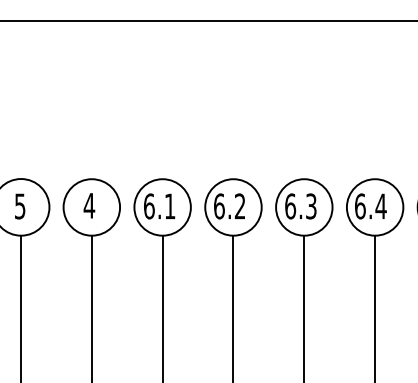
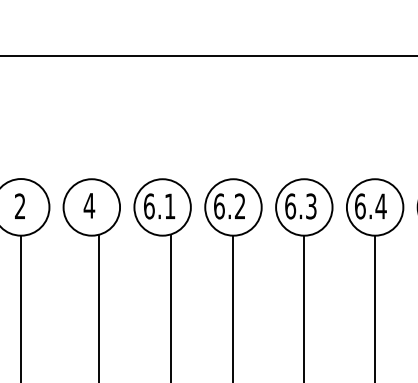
line position: (208, 20) -> (208, 55) (208, 55)
text: 5 -> 2 (20, 206)
line position: (91, 307) -> (98, 307) (98, 307)
line position: (162, 307) -> (170, 307) (170, 307)
